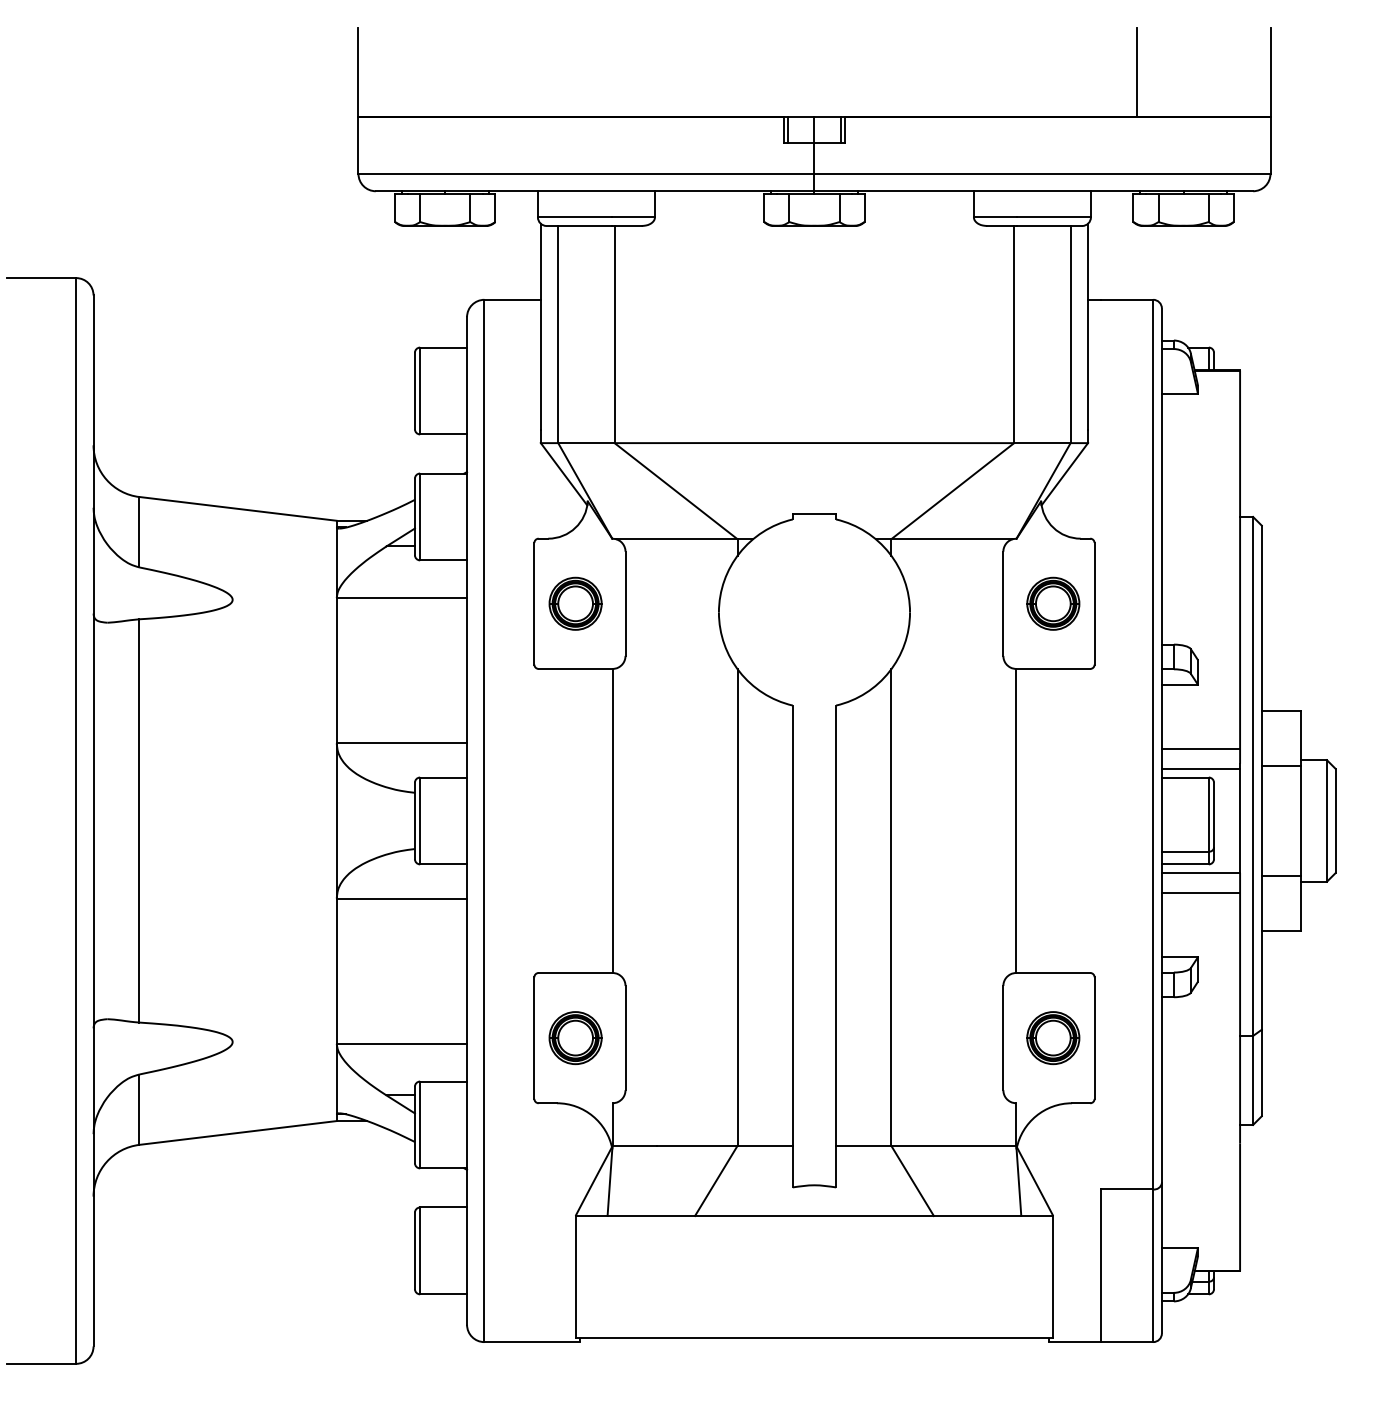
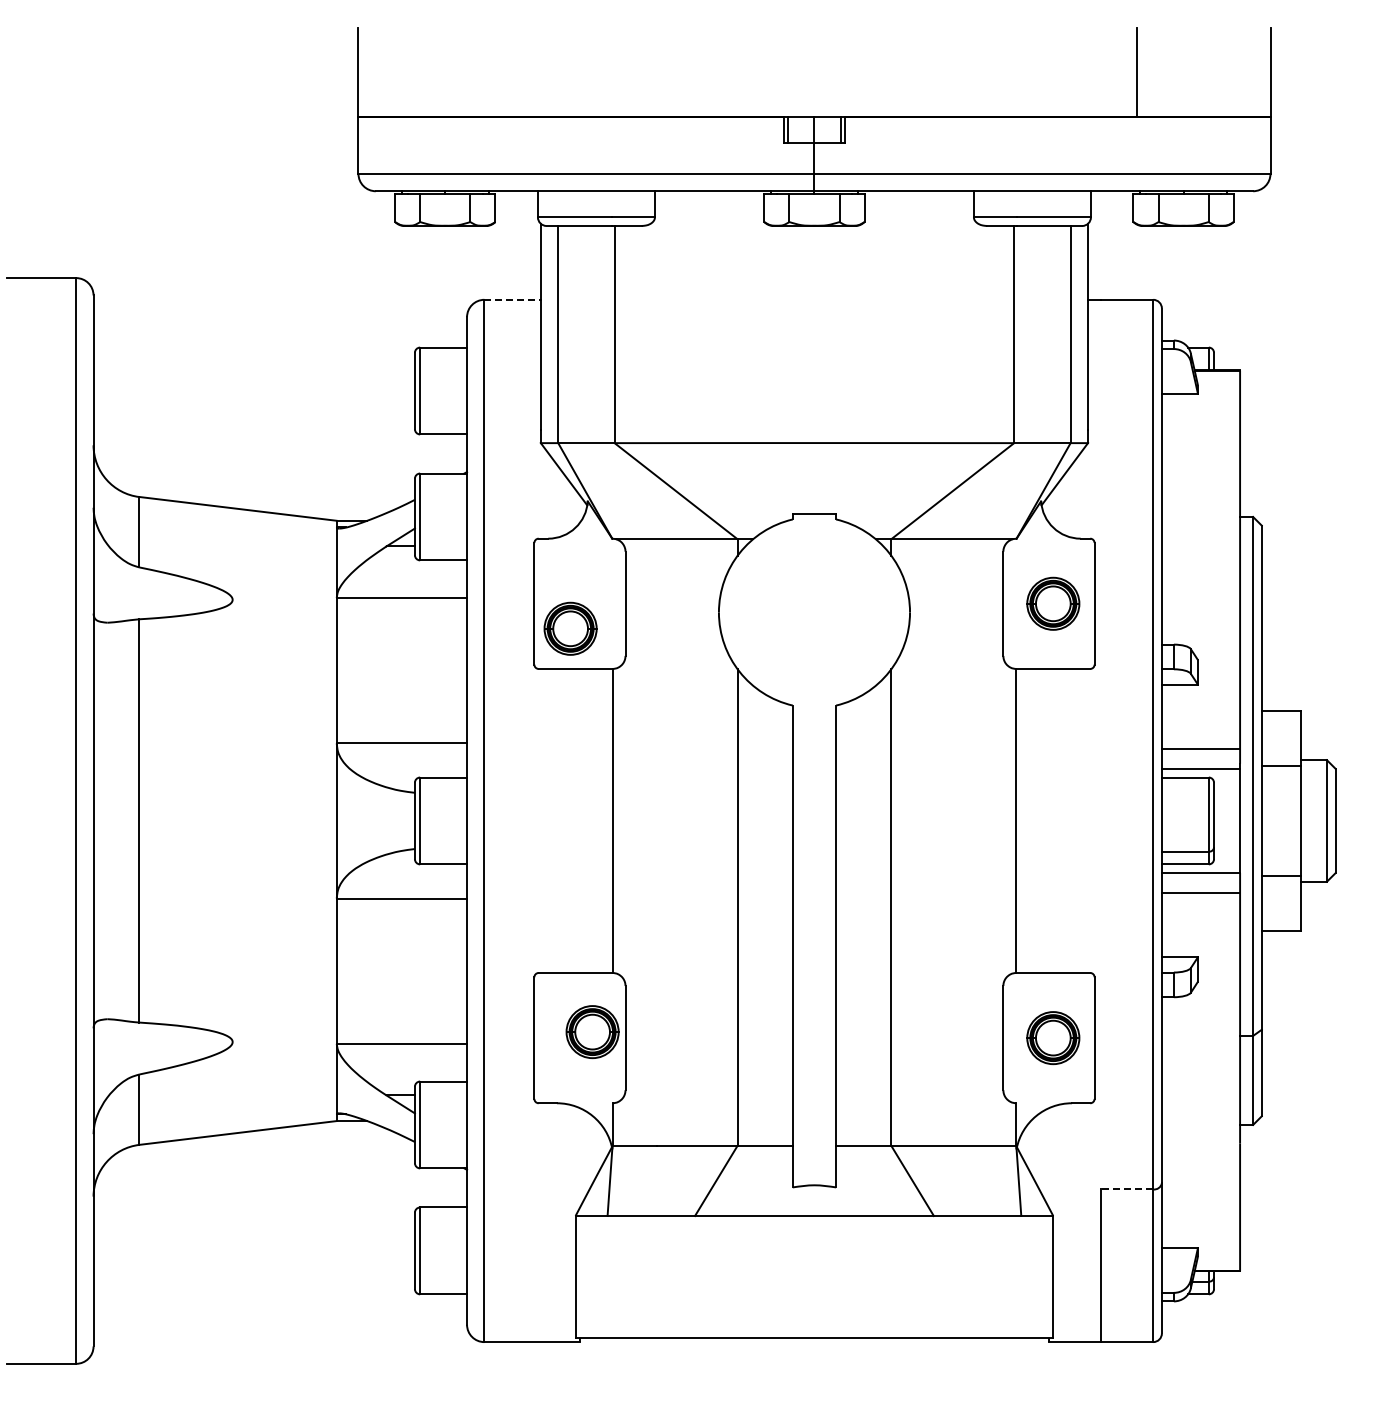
line: solid -> dashed (513, 299)
part position: (575, 603) -> (570, 628) (570, 628)
part position: (575, 1038) -> (592, 1032) (592, 1032)
line: solid -> dashed (1126, 1189)
